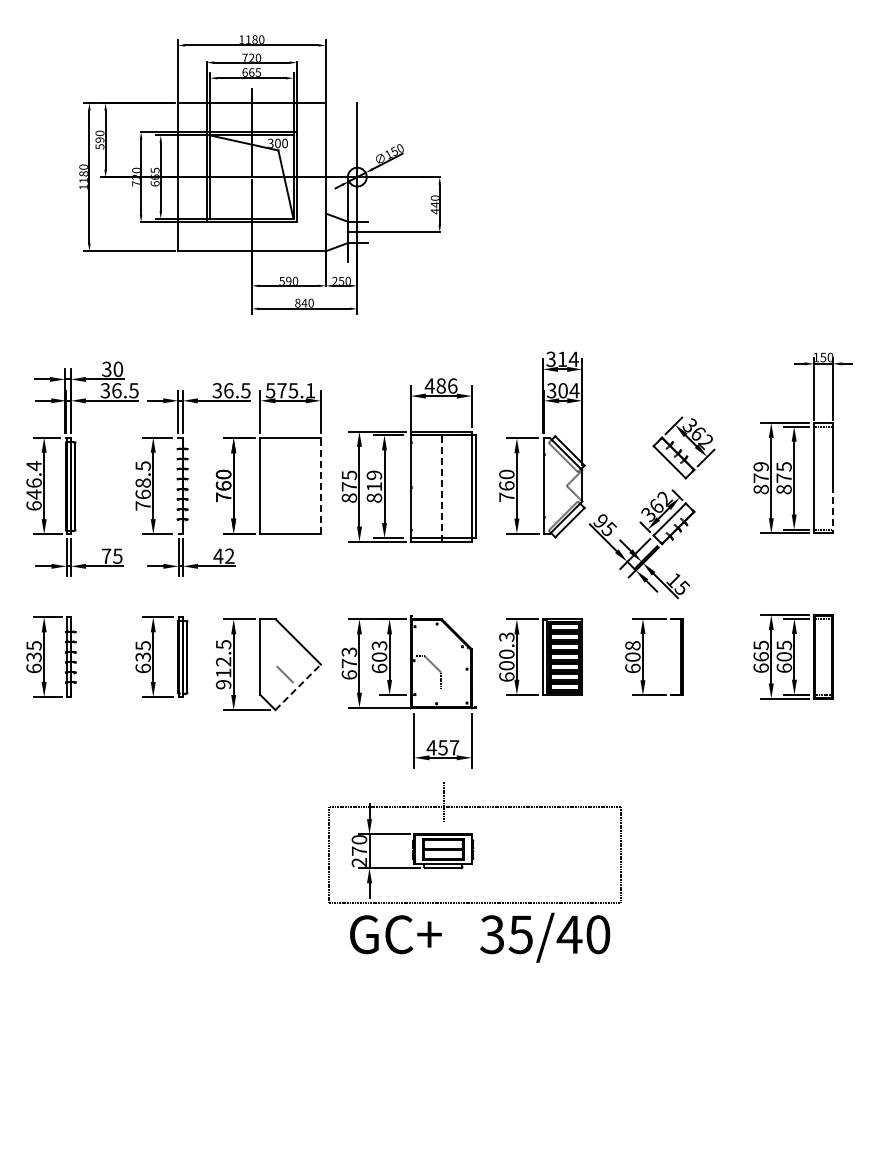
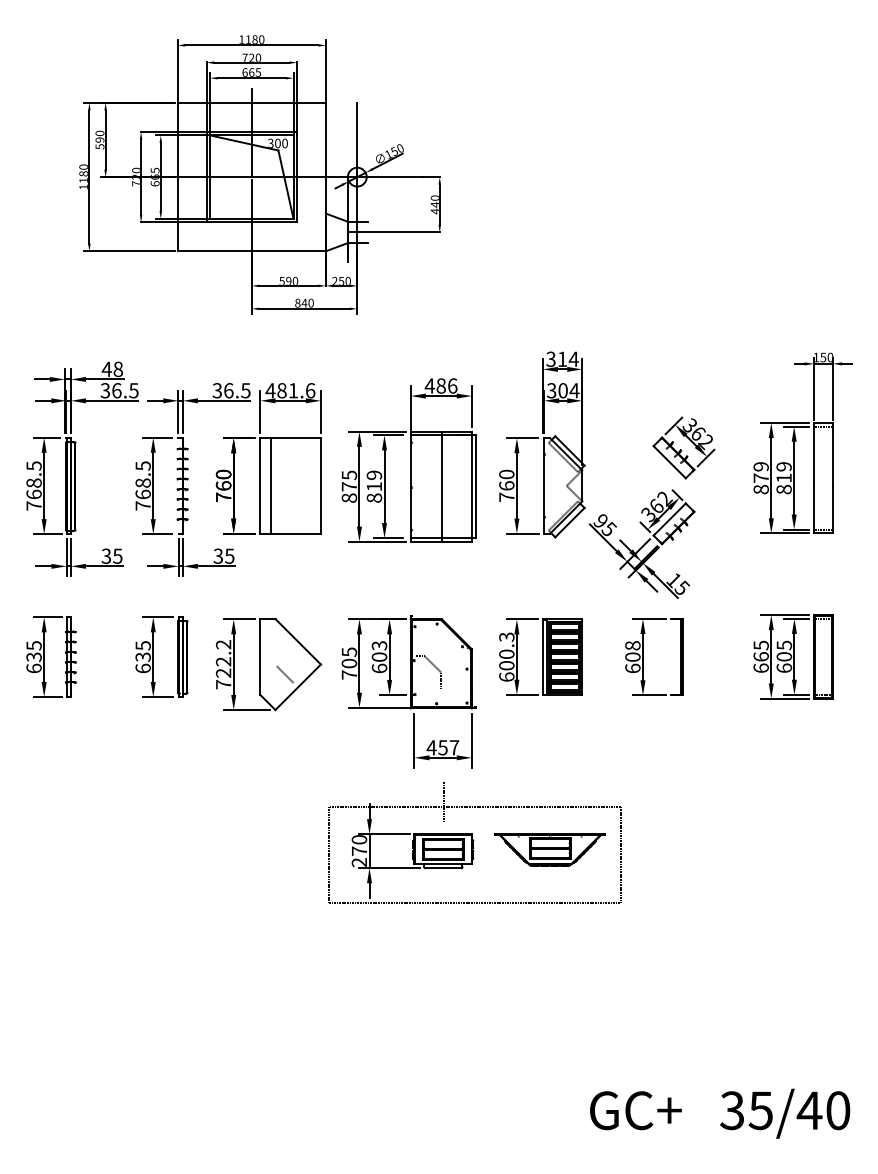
text: 30 -> 48 (112, 369)
text: 575.1 -> 481.6 (290, 390)
text: 875 -> 819 (783, 472)
text: 646.4 -> 768.5 (33, 485)
line: none -> present (271, 485)
line: dashed -> solid (320, 485)
line: dashed -> solid (441, 486)
line: dashed -> solid (832, 509)
text: 75 -> 35 (106, 555)
text: 42 -> 35 (223, 555)
text: 673 -> 705 (349, 663)
text: 912.5 -> 722.2 (223, 664)
line: dashed -> solid (298, 686)
part: none -> present (549, 849)
text position: (480, 937) -> (720, 1113) (720, 1113)
